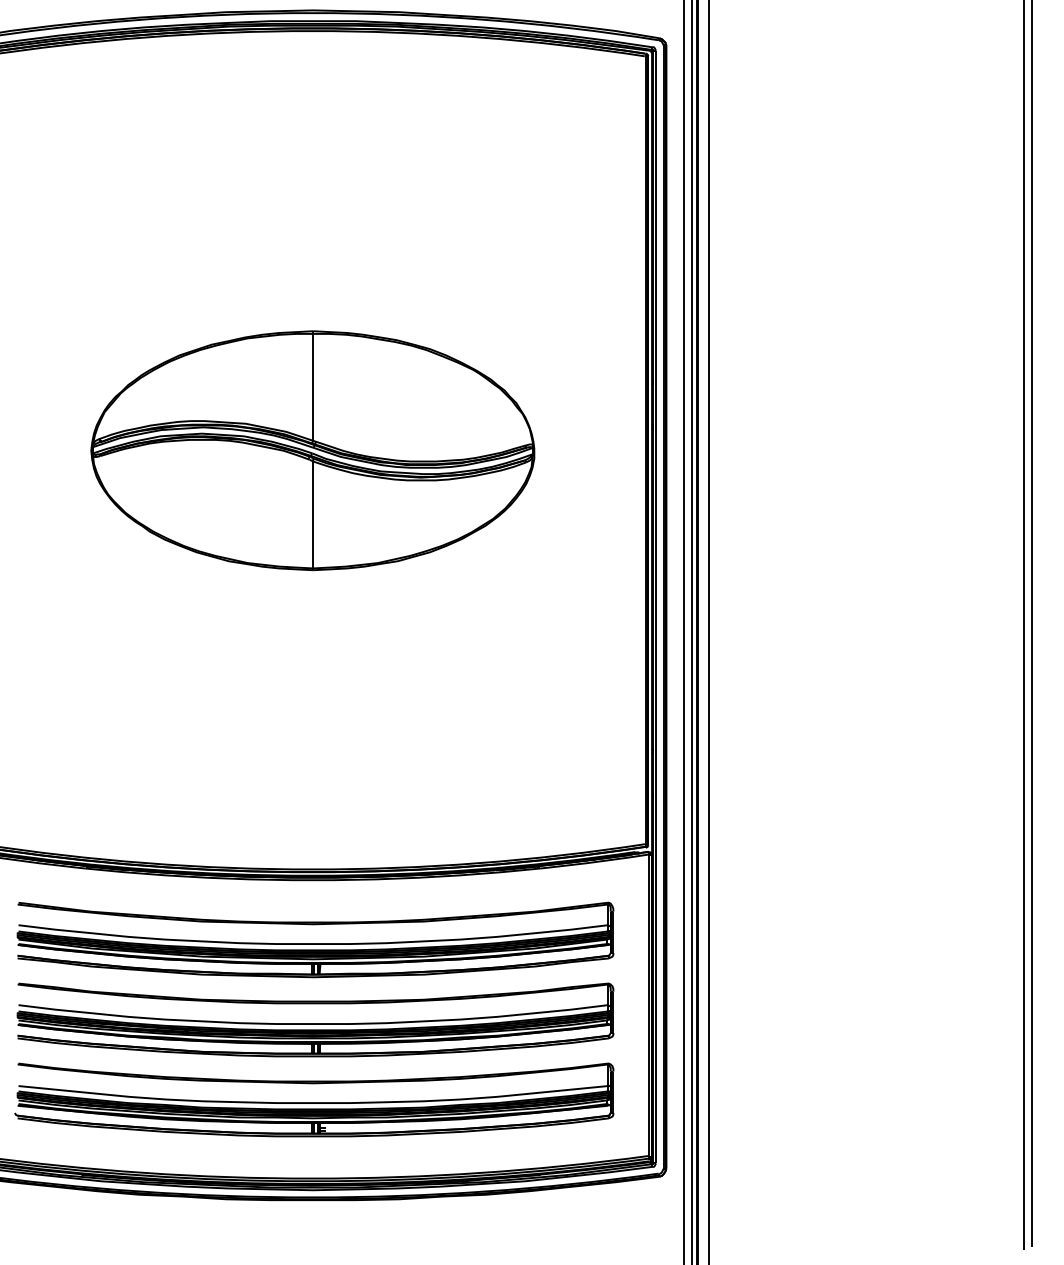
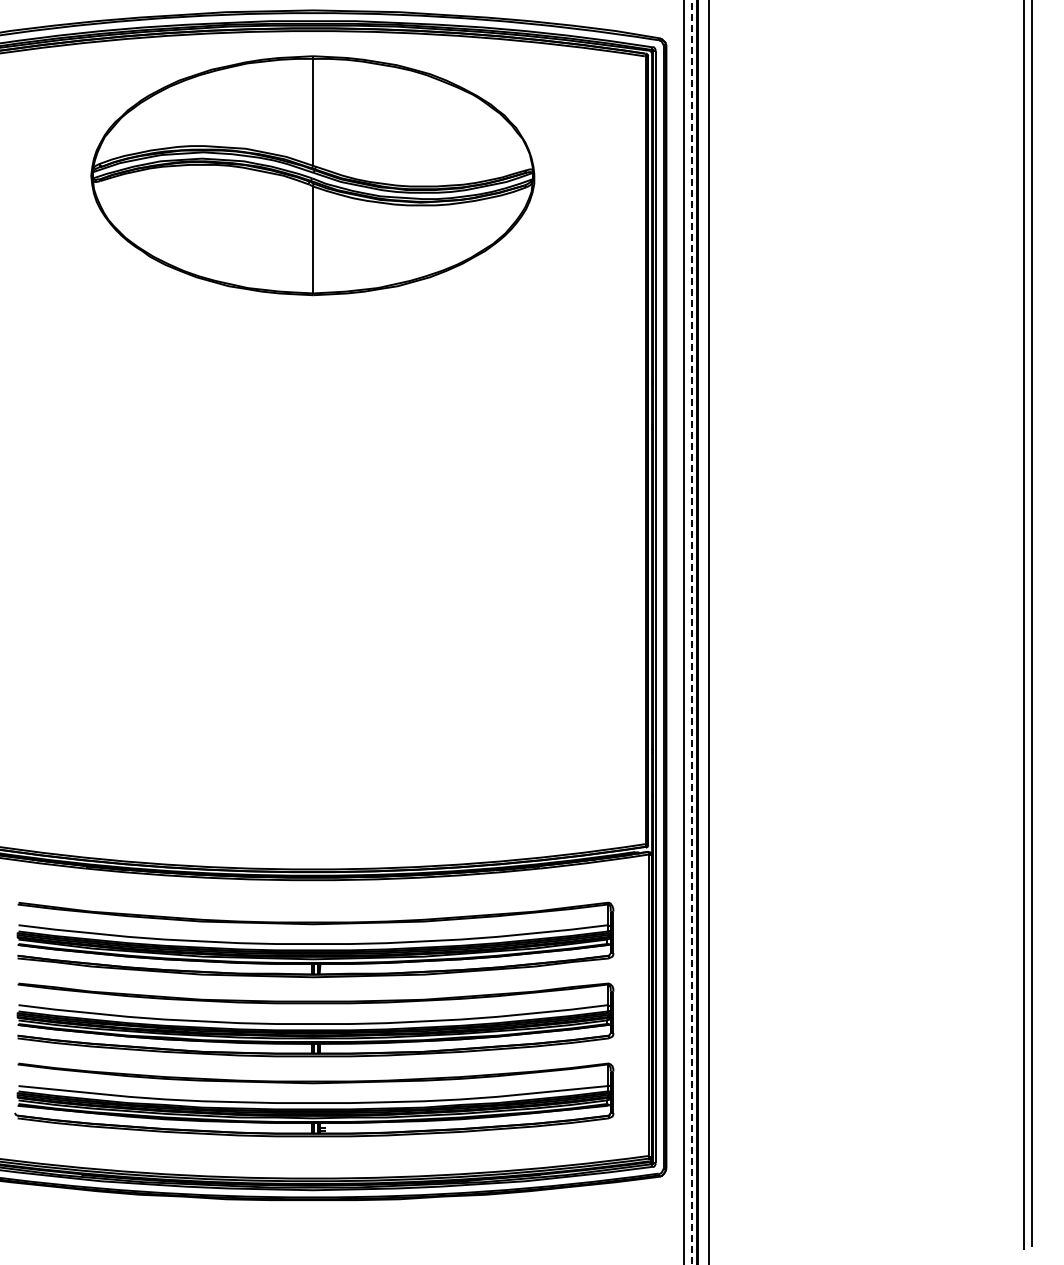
part position: (312, 450) -> (312, 175) (312, 175)
line: solid -> dashed (691, 632)
